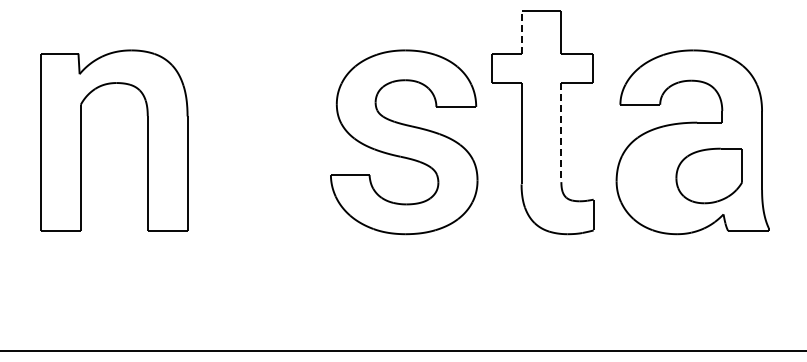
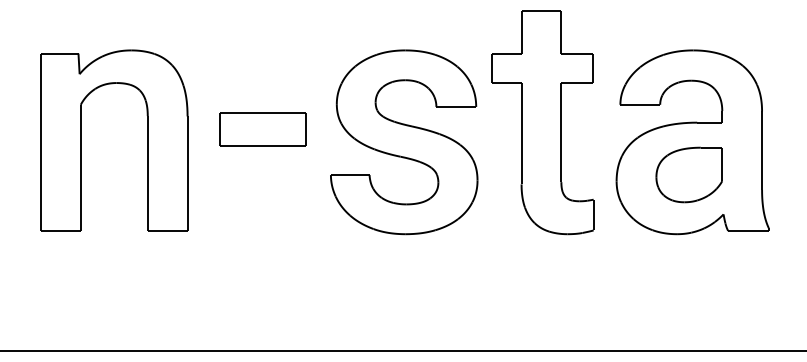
line: dashed -> solid (521, 32)
part: none -> present (262, 129)
line: dashed -> solid (561, 133)
part position: (708, 175) -> (688, 174) (688, 174)
